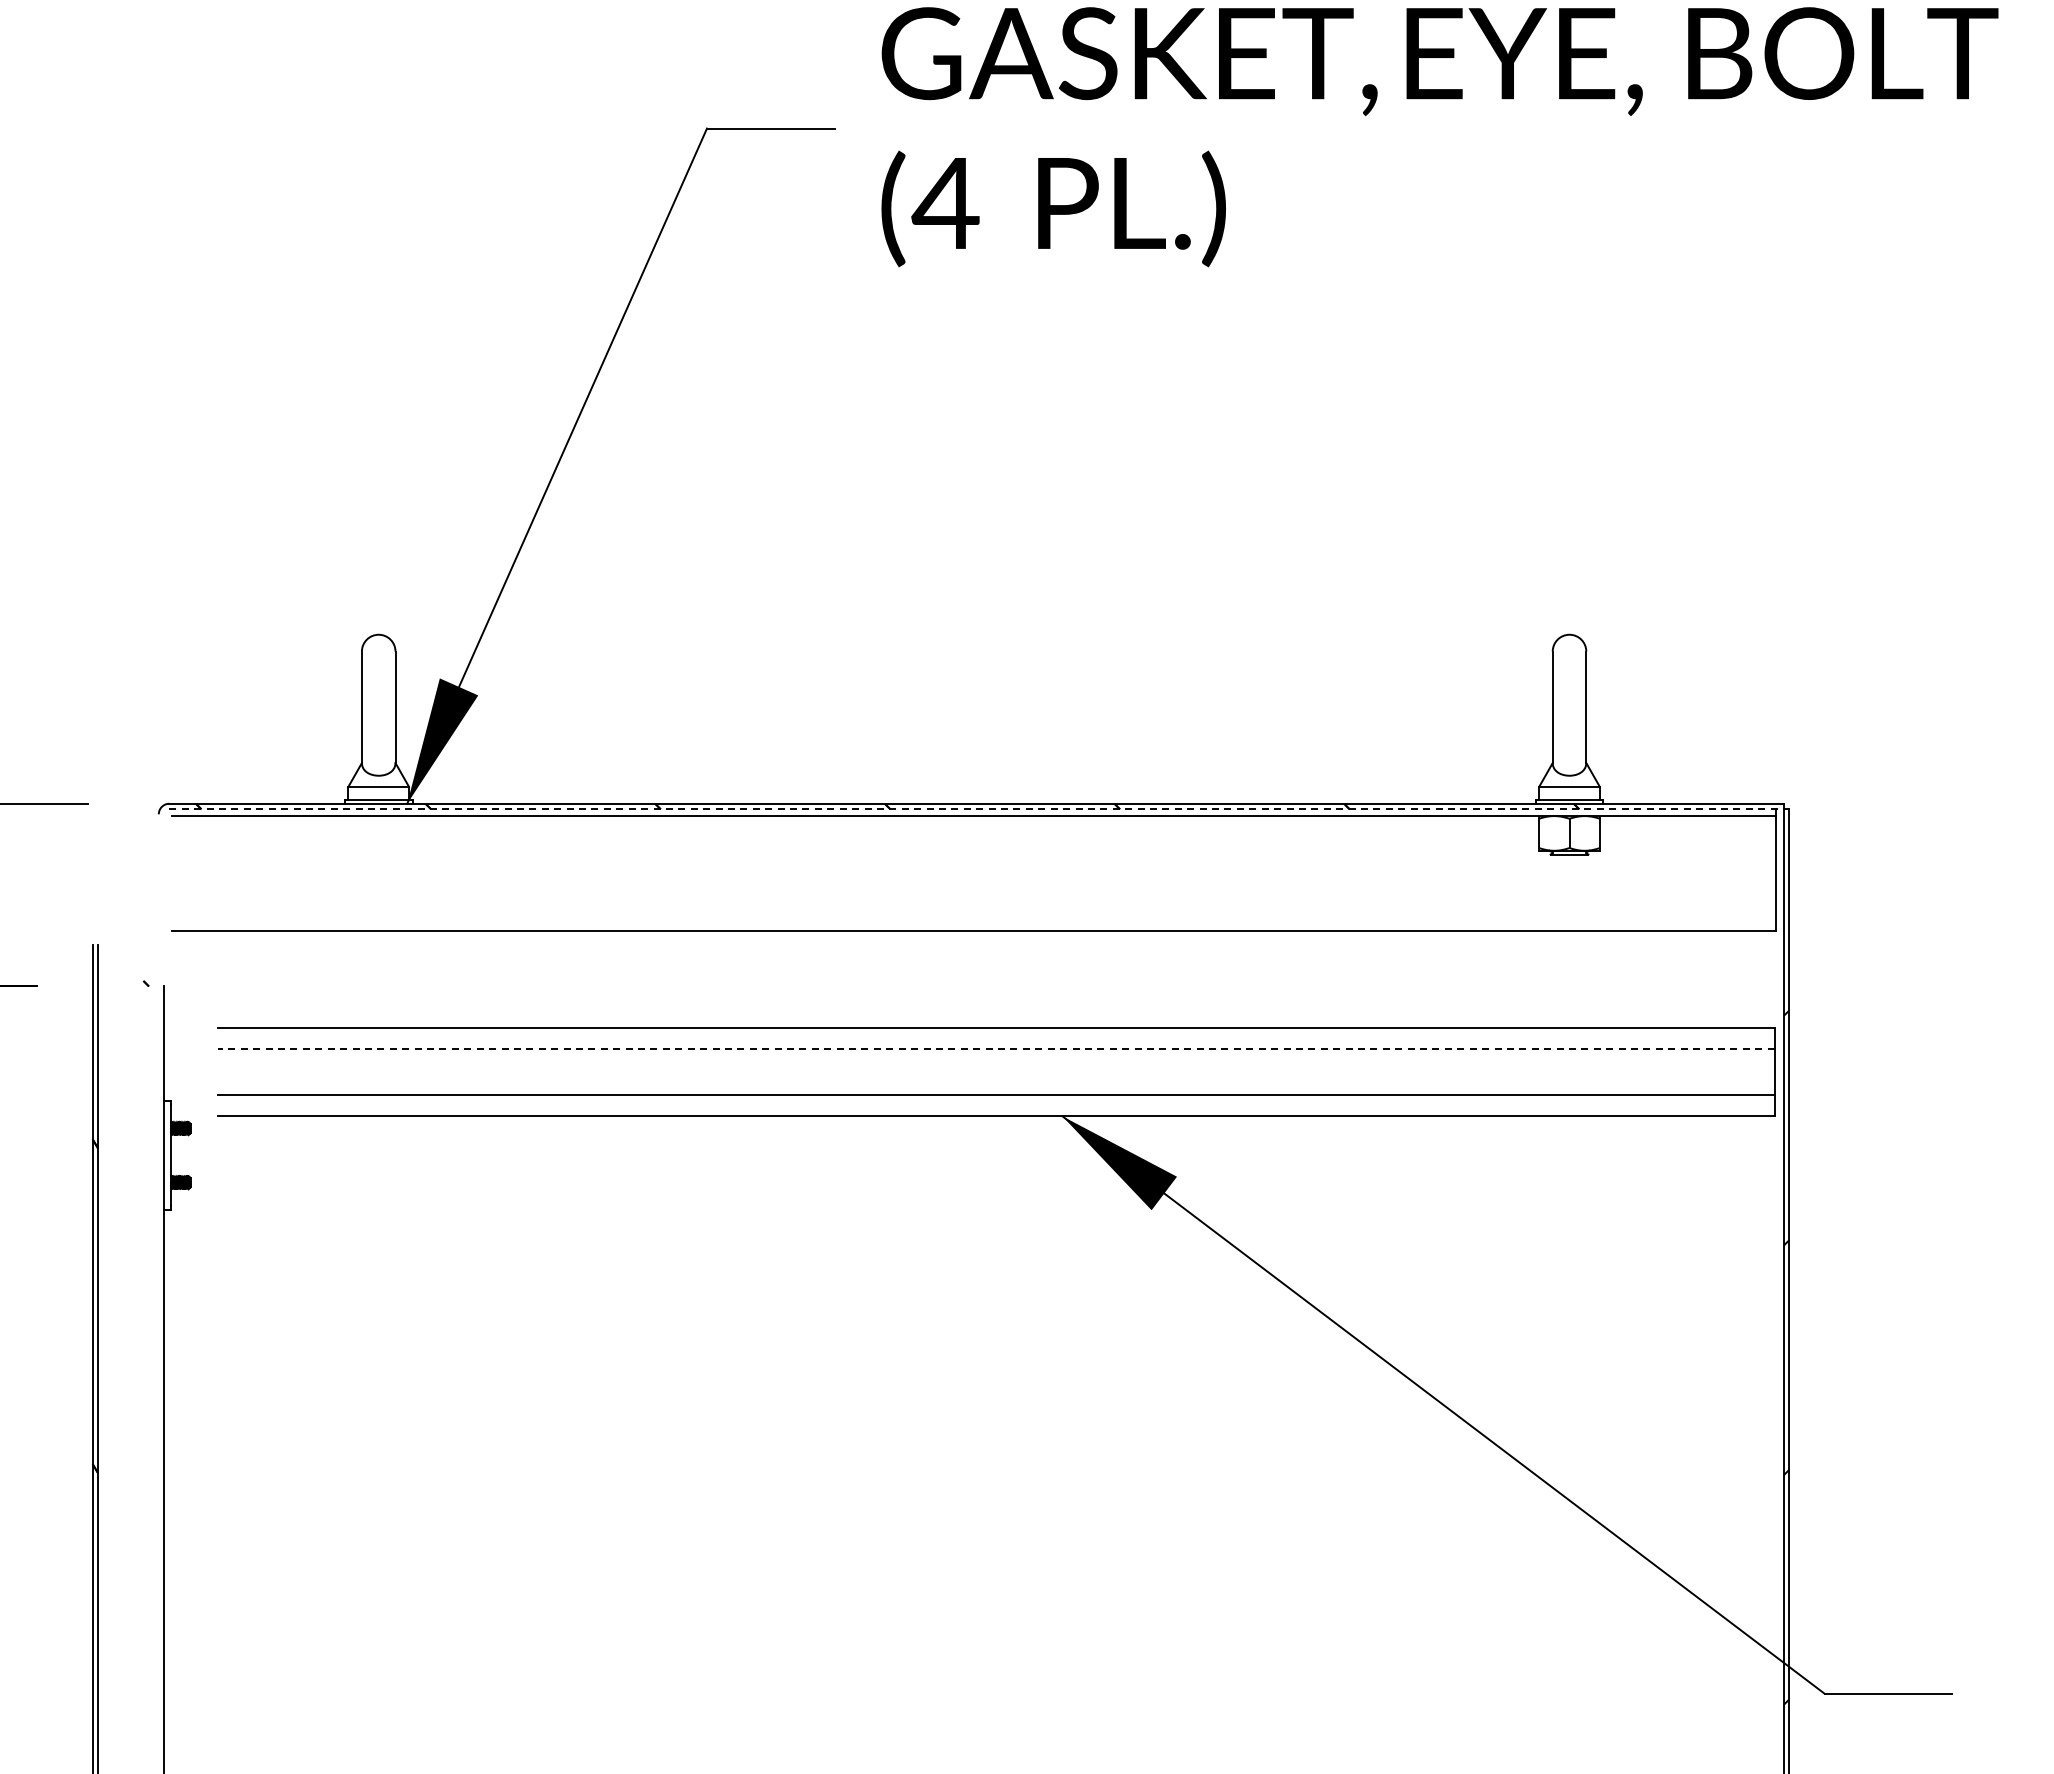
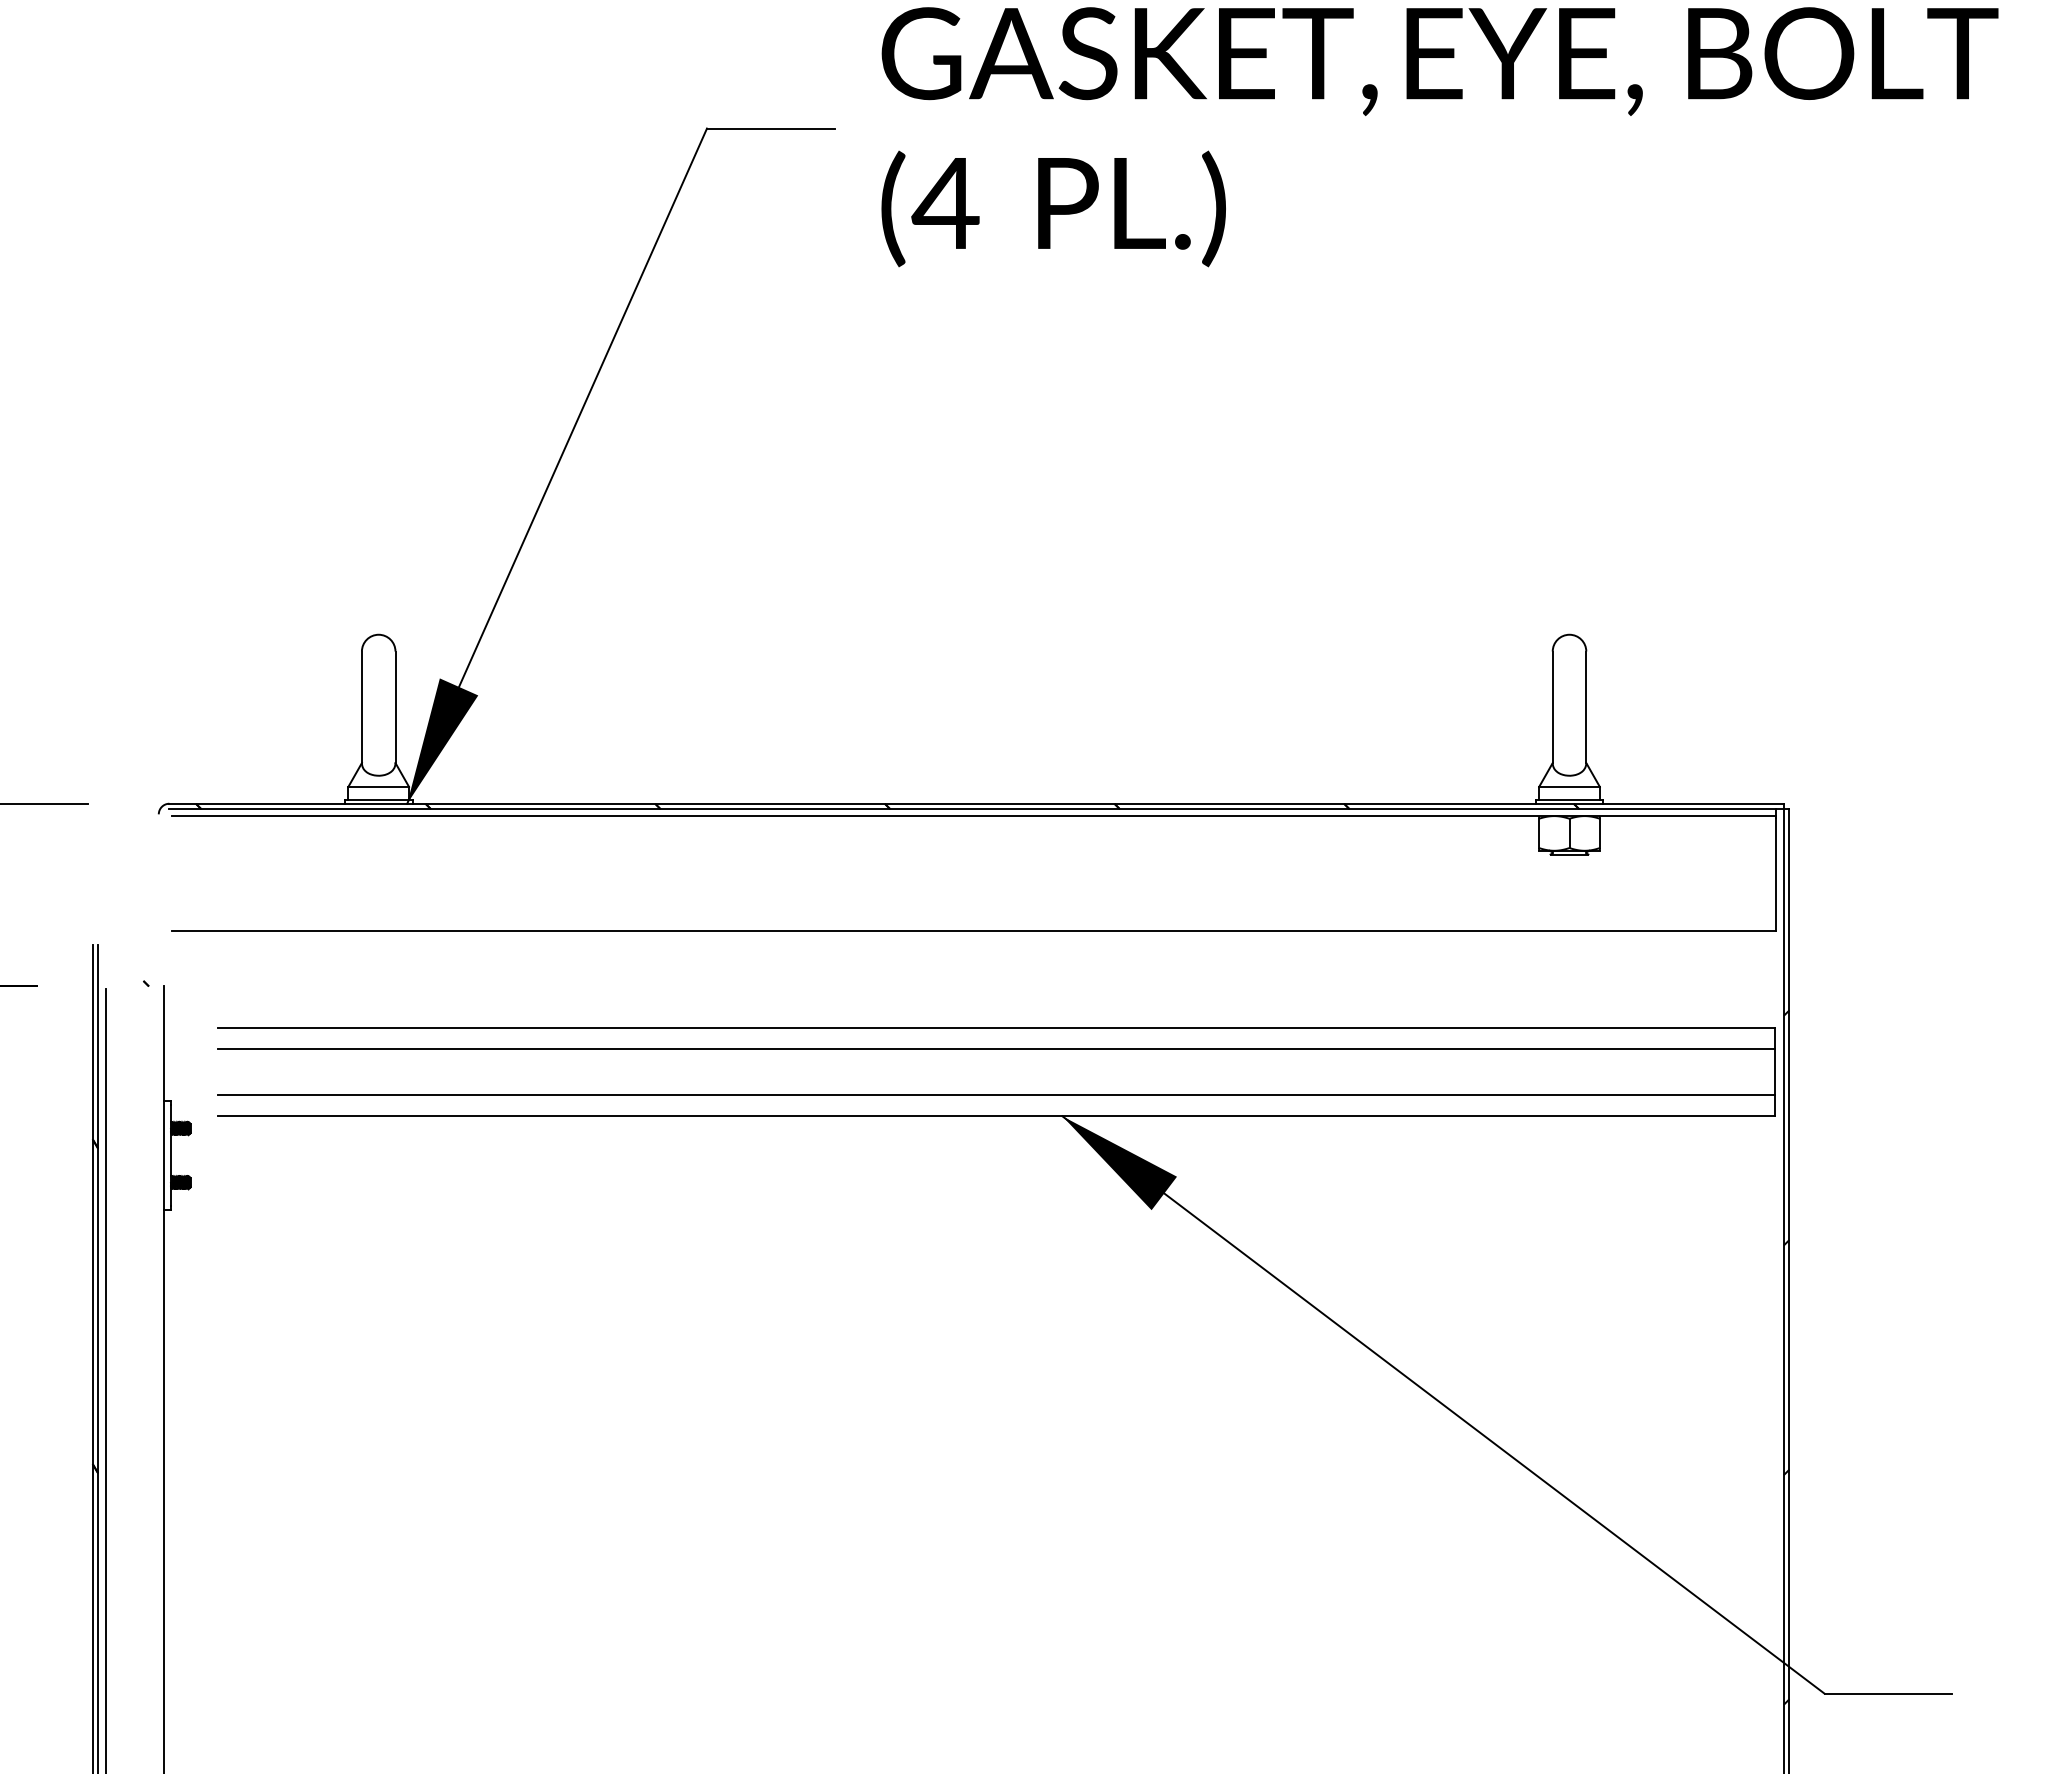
line: dashed -> solid (977, 809)
line: dashed -> solid (996, 1049)
line: none -> present (106, 1379)
